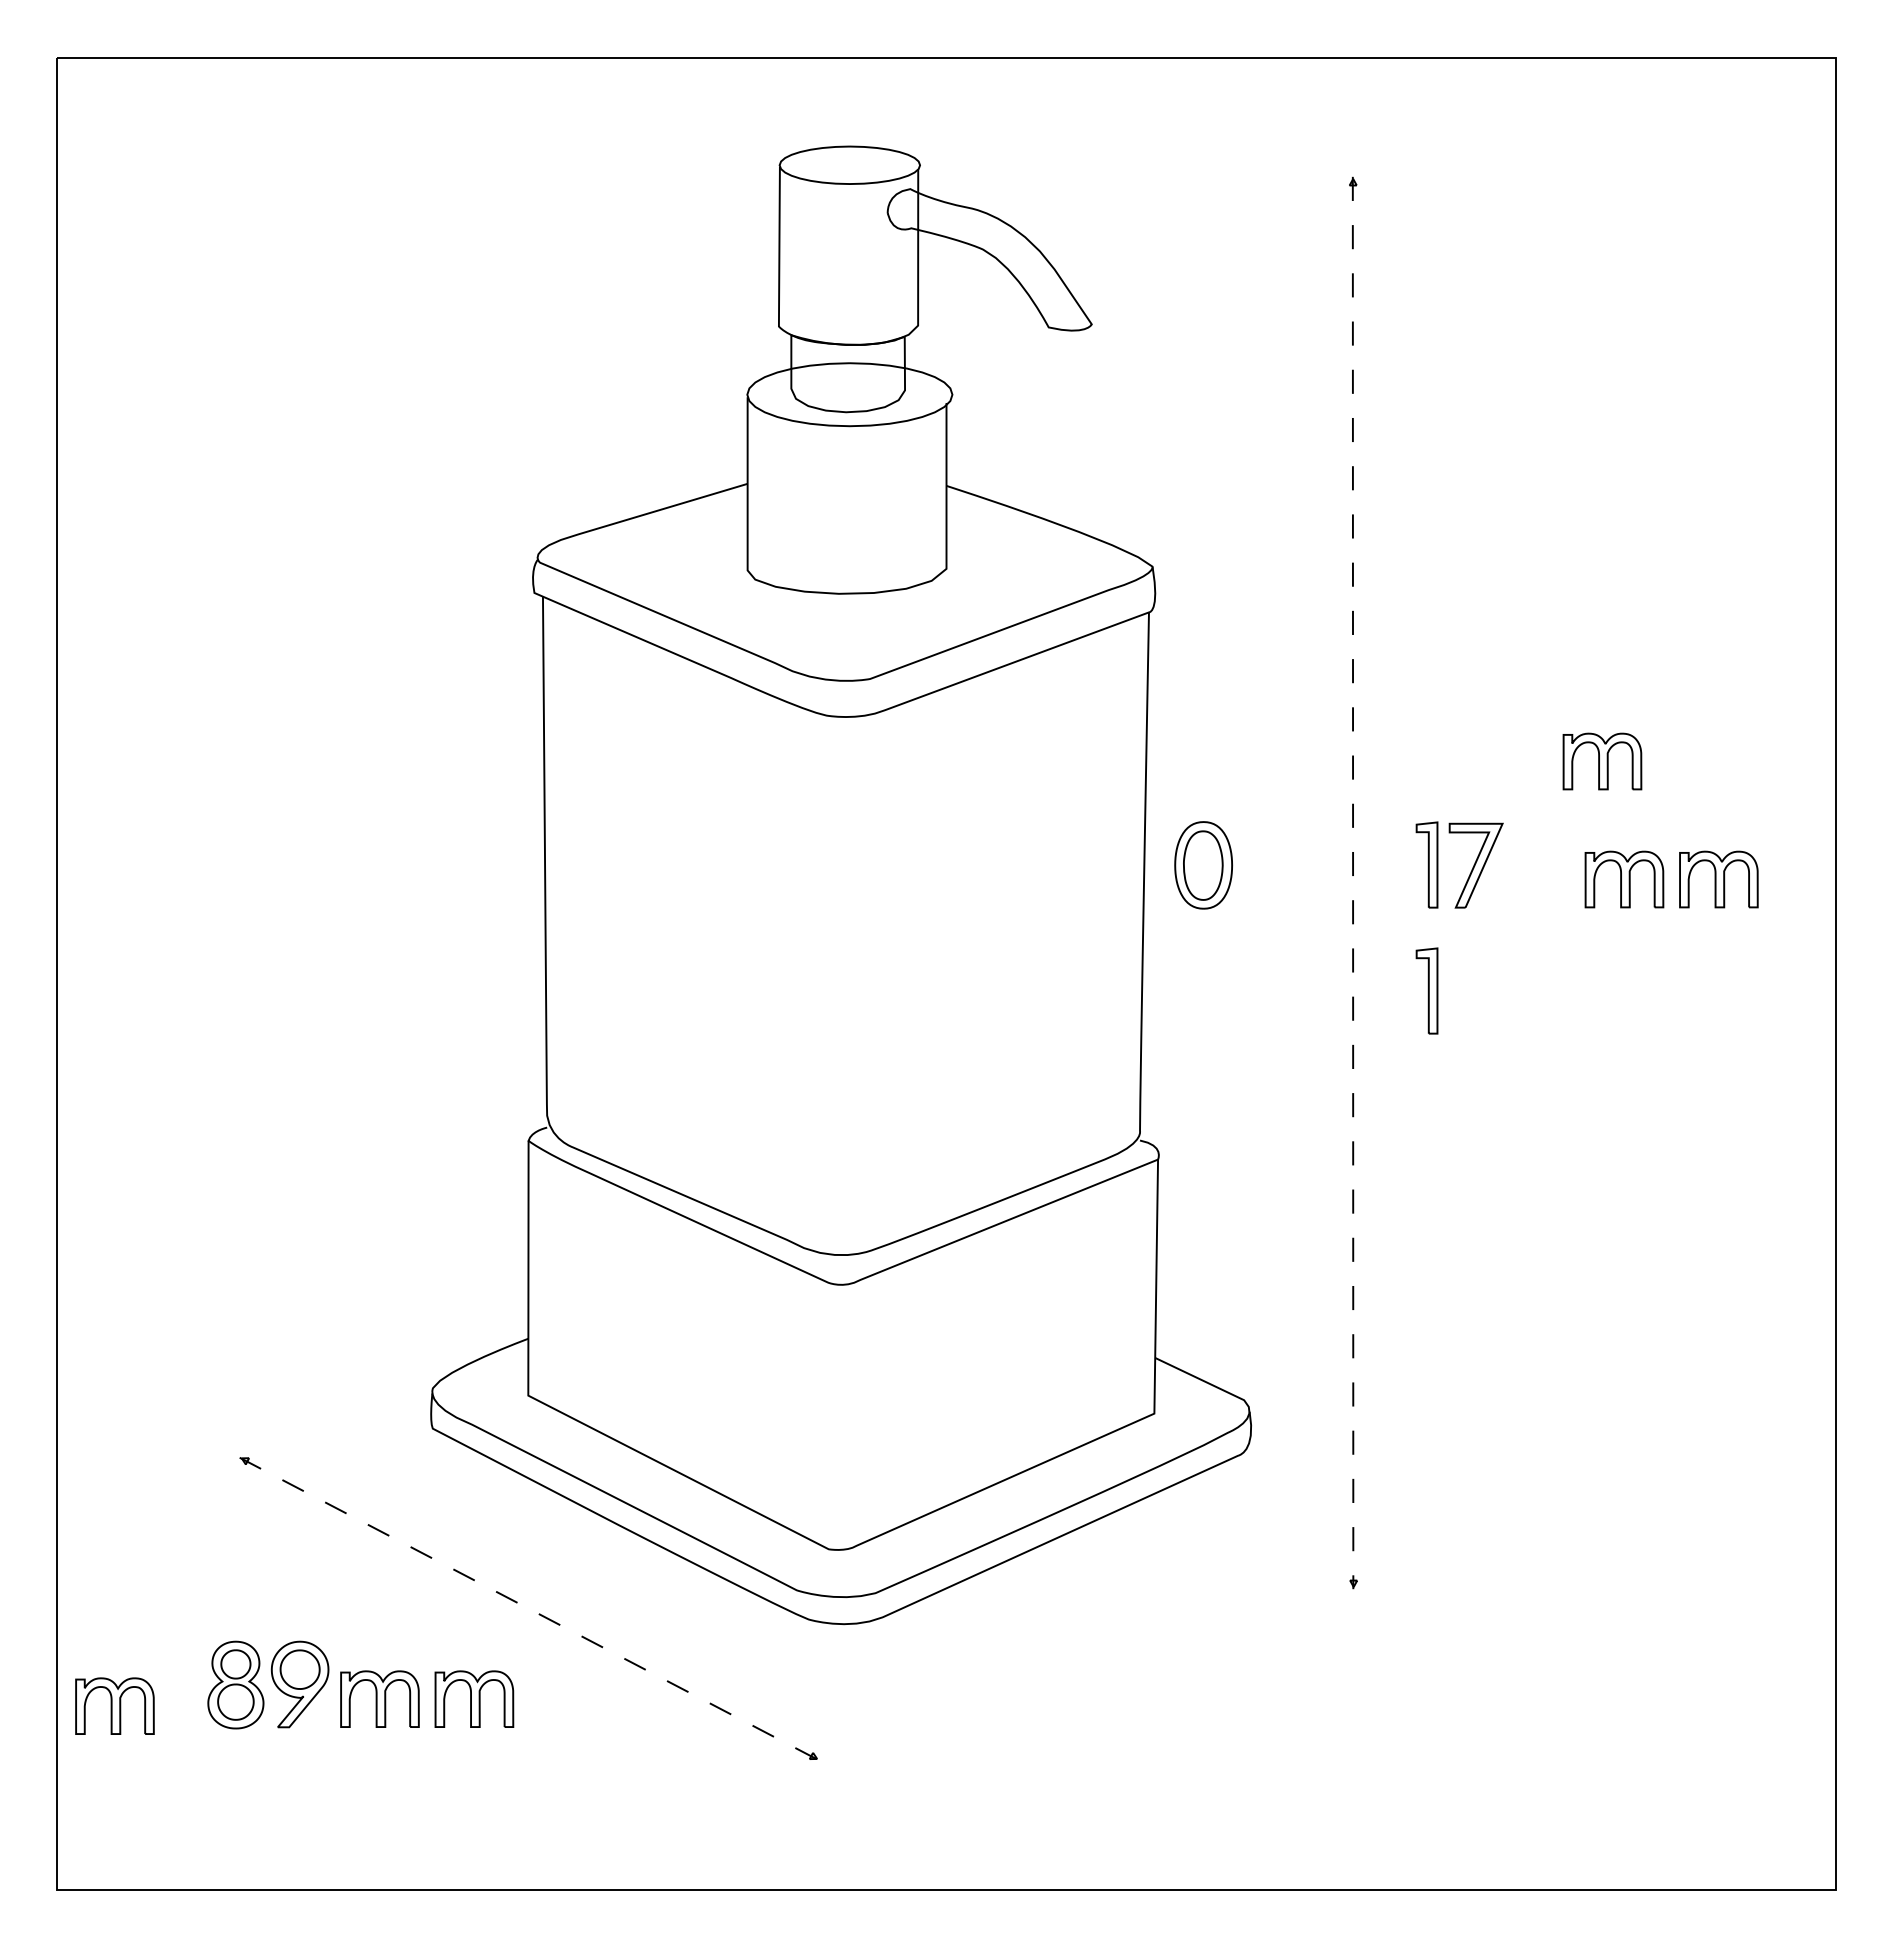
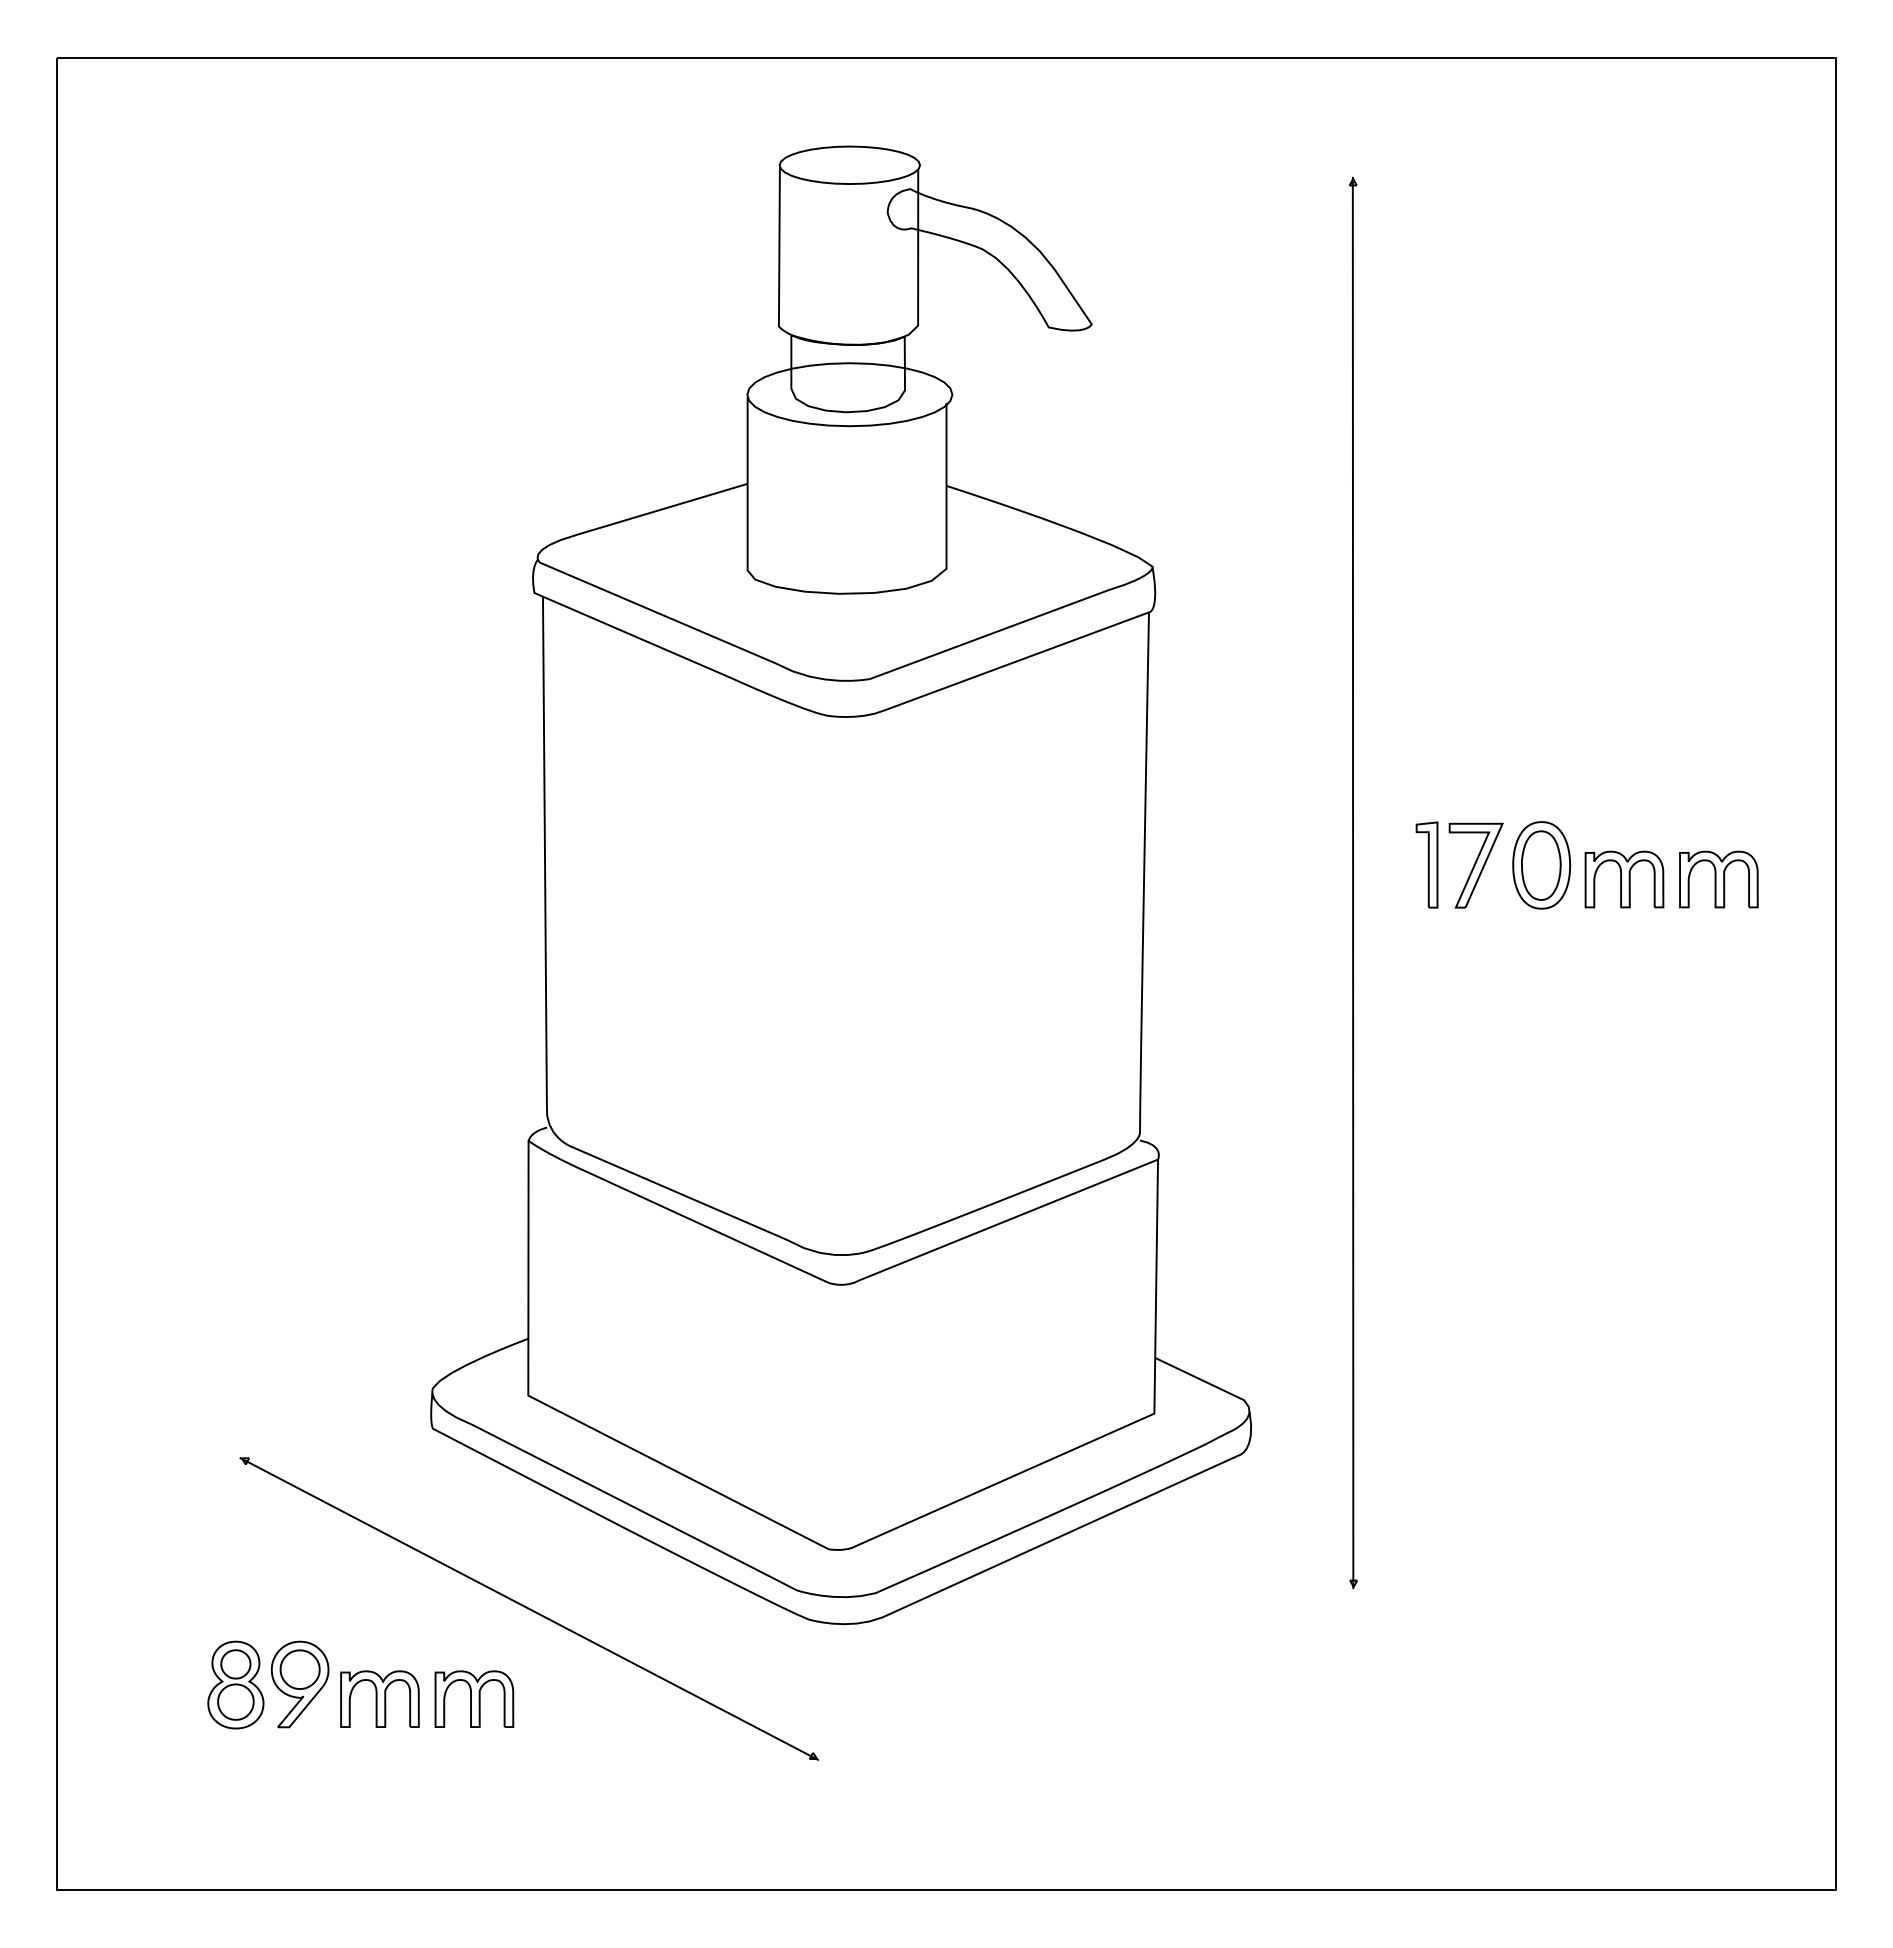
part: present -> none (1602, 761)
part position: (1203, 865) -> (1541, 865) (1541, 865)
line: dashed -> solid (1353, 883)
part: present -> none (1426, 990)
line: dashed -> solid (529, 1609)
part: present -> none (114, 1705)
